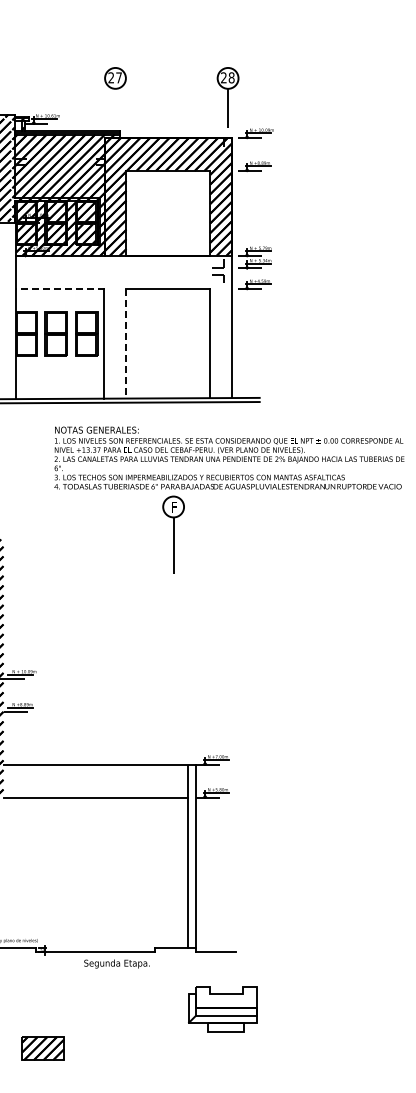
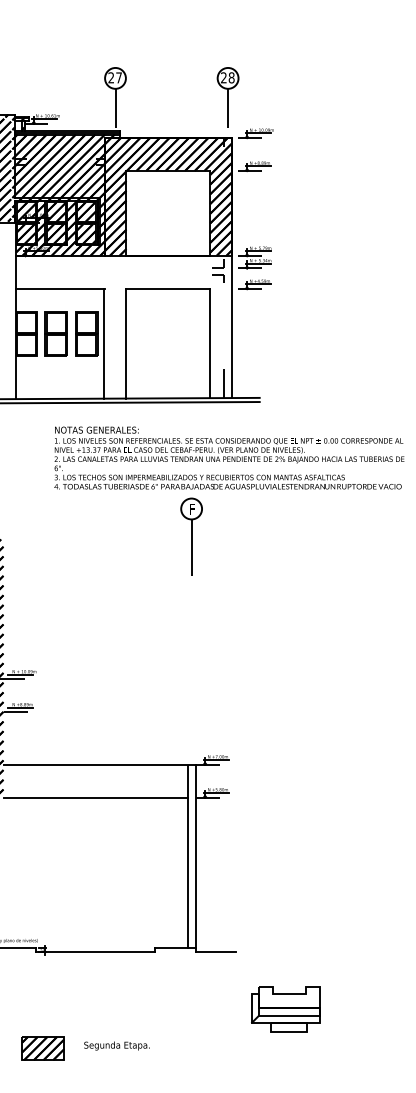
line: none -> present (115, 107)
line: dashed -> solid (59, 289)
line: dashed -> solid (126, 343)
line: none -> present (223, 383)
part position: (173, 534) -> (191, 536) (191, 536)
text position: (116, 963) -> (116, 1045) (116, 1045)
part position: (222, 1009) -> (285, 1009) (285, 1009)
